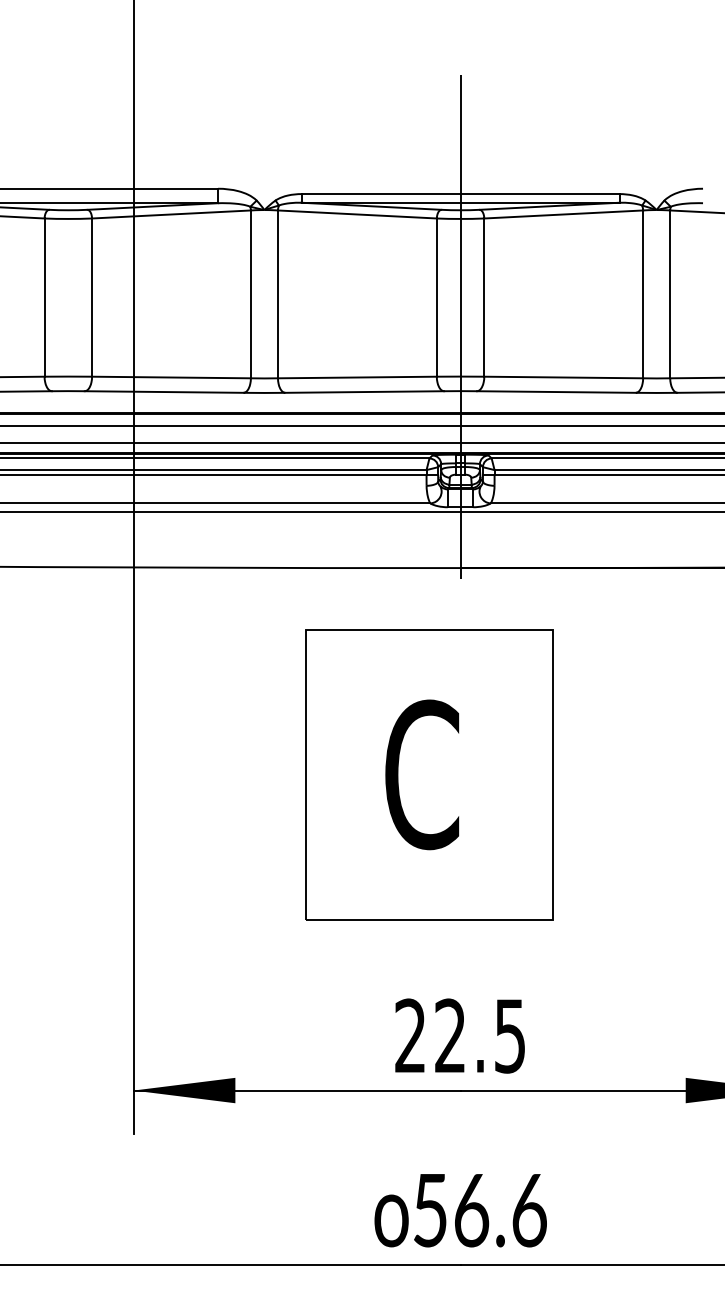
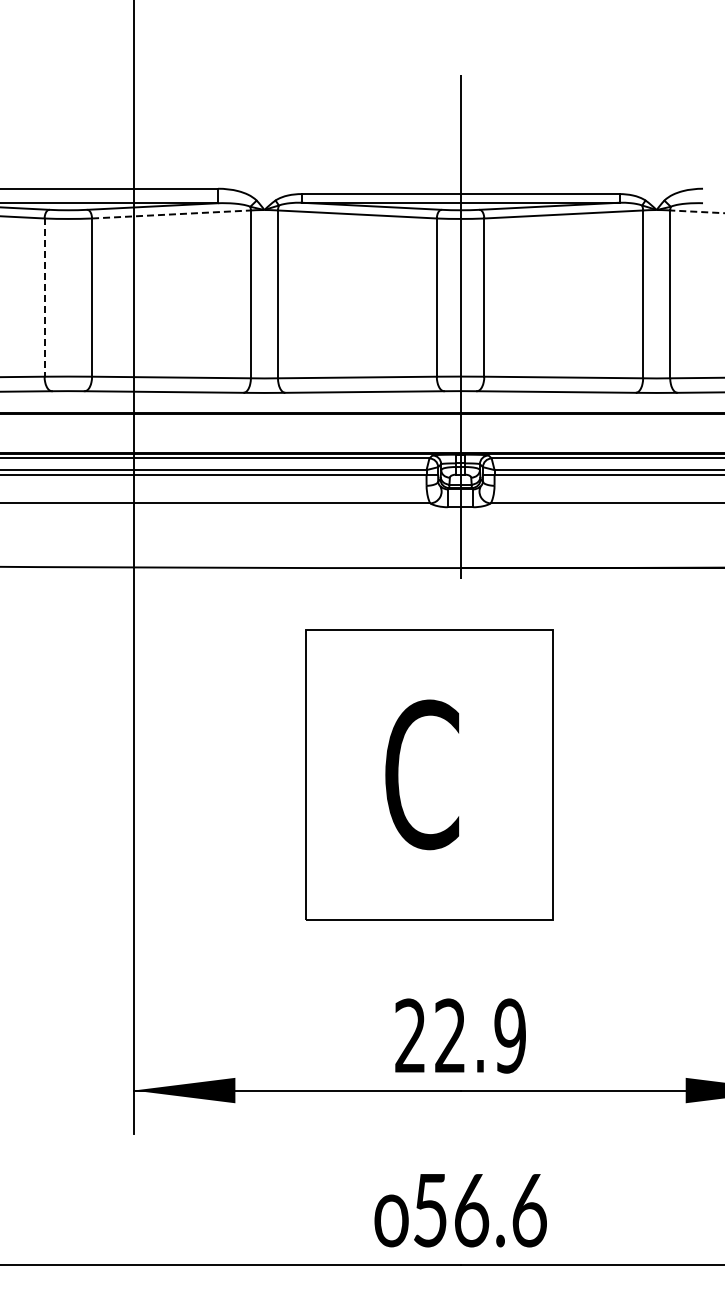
line: solid -> dashed (697, 211)
line: solid -> dashed (171, 214)
line: solid -> dashed (44, 298)
line: present -> none (361, 425)
line: present -> none (361, 442)
line: present -> none (361, 511)
text: 22.5 -> 22.9 (509, 1035)
